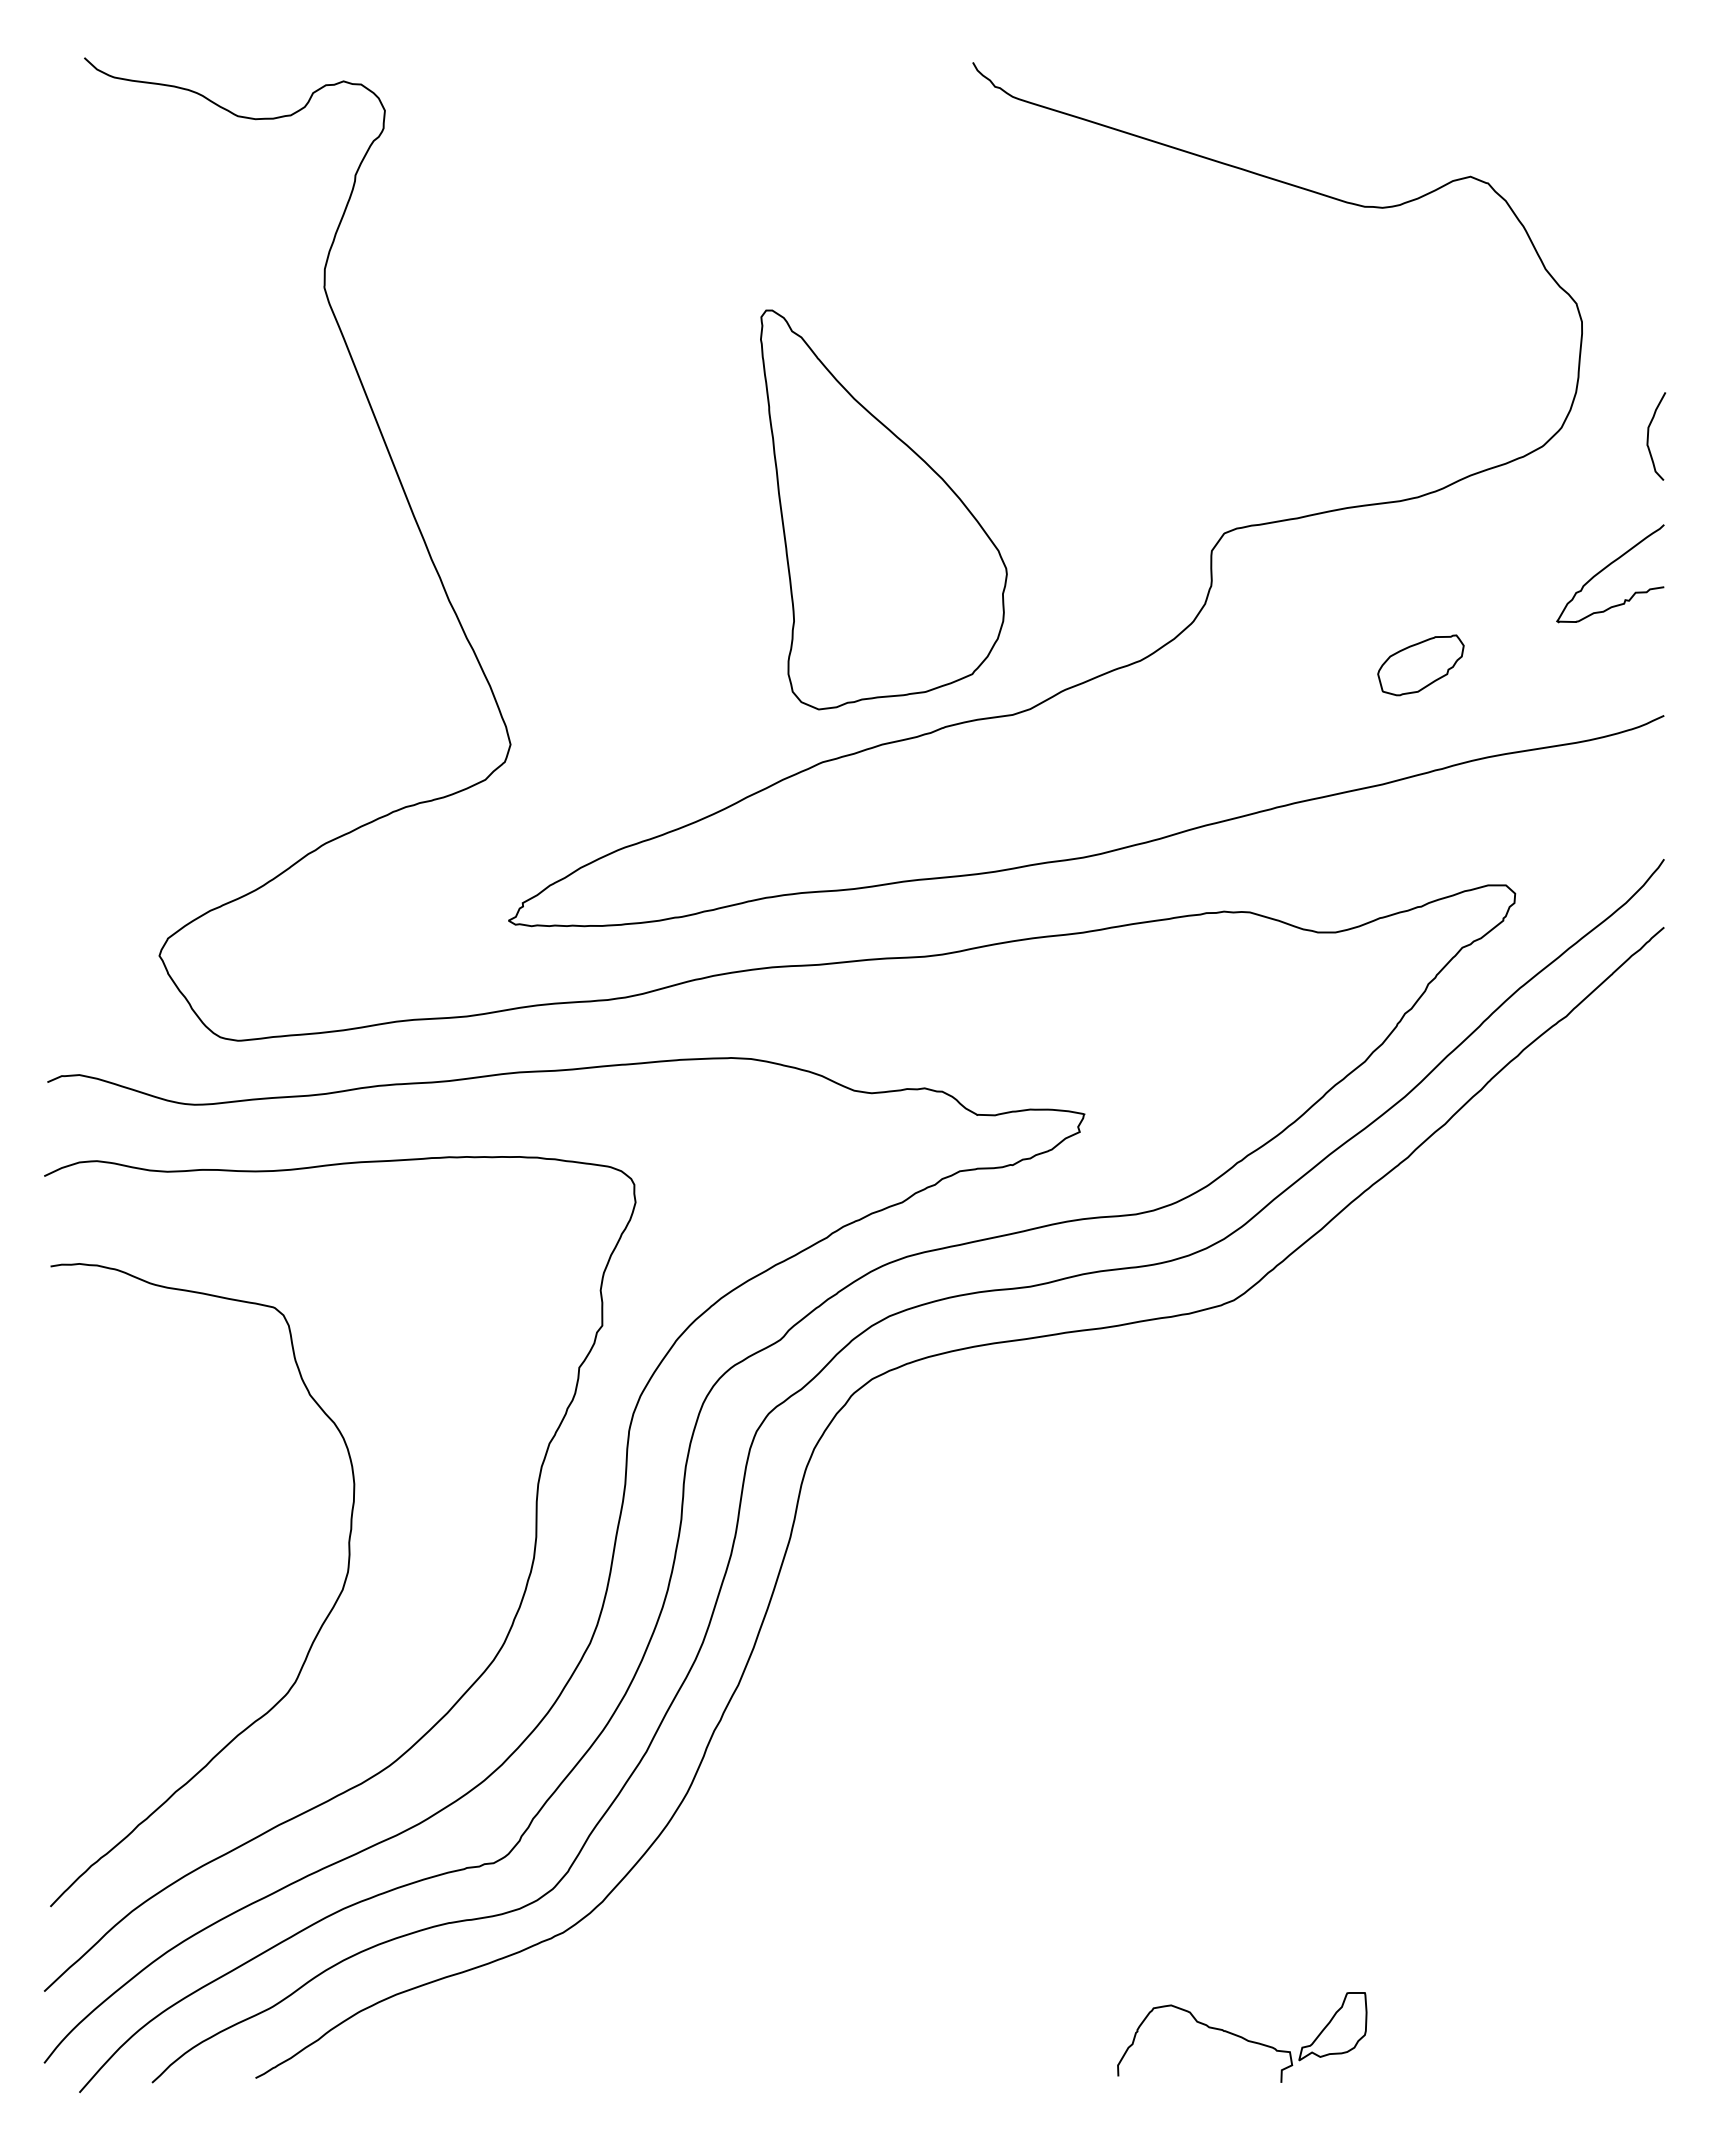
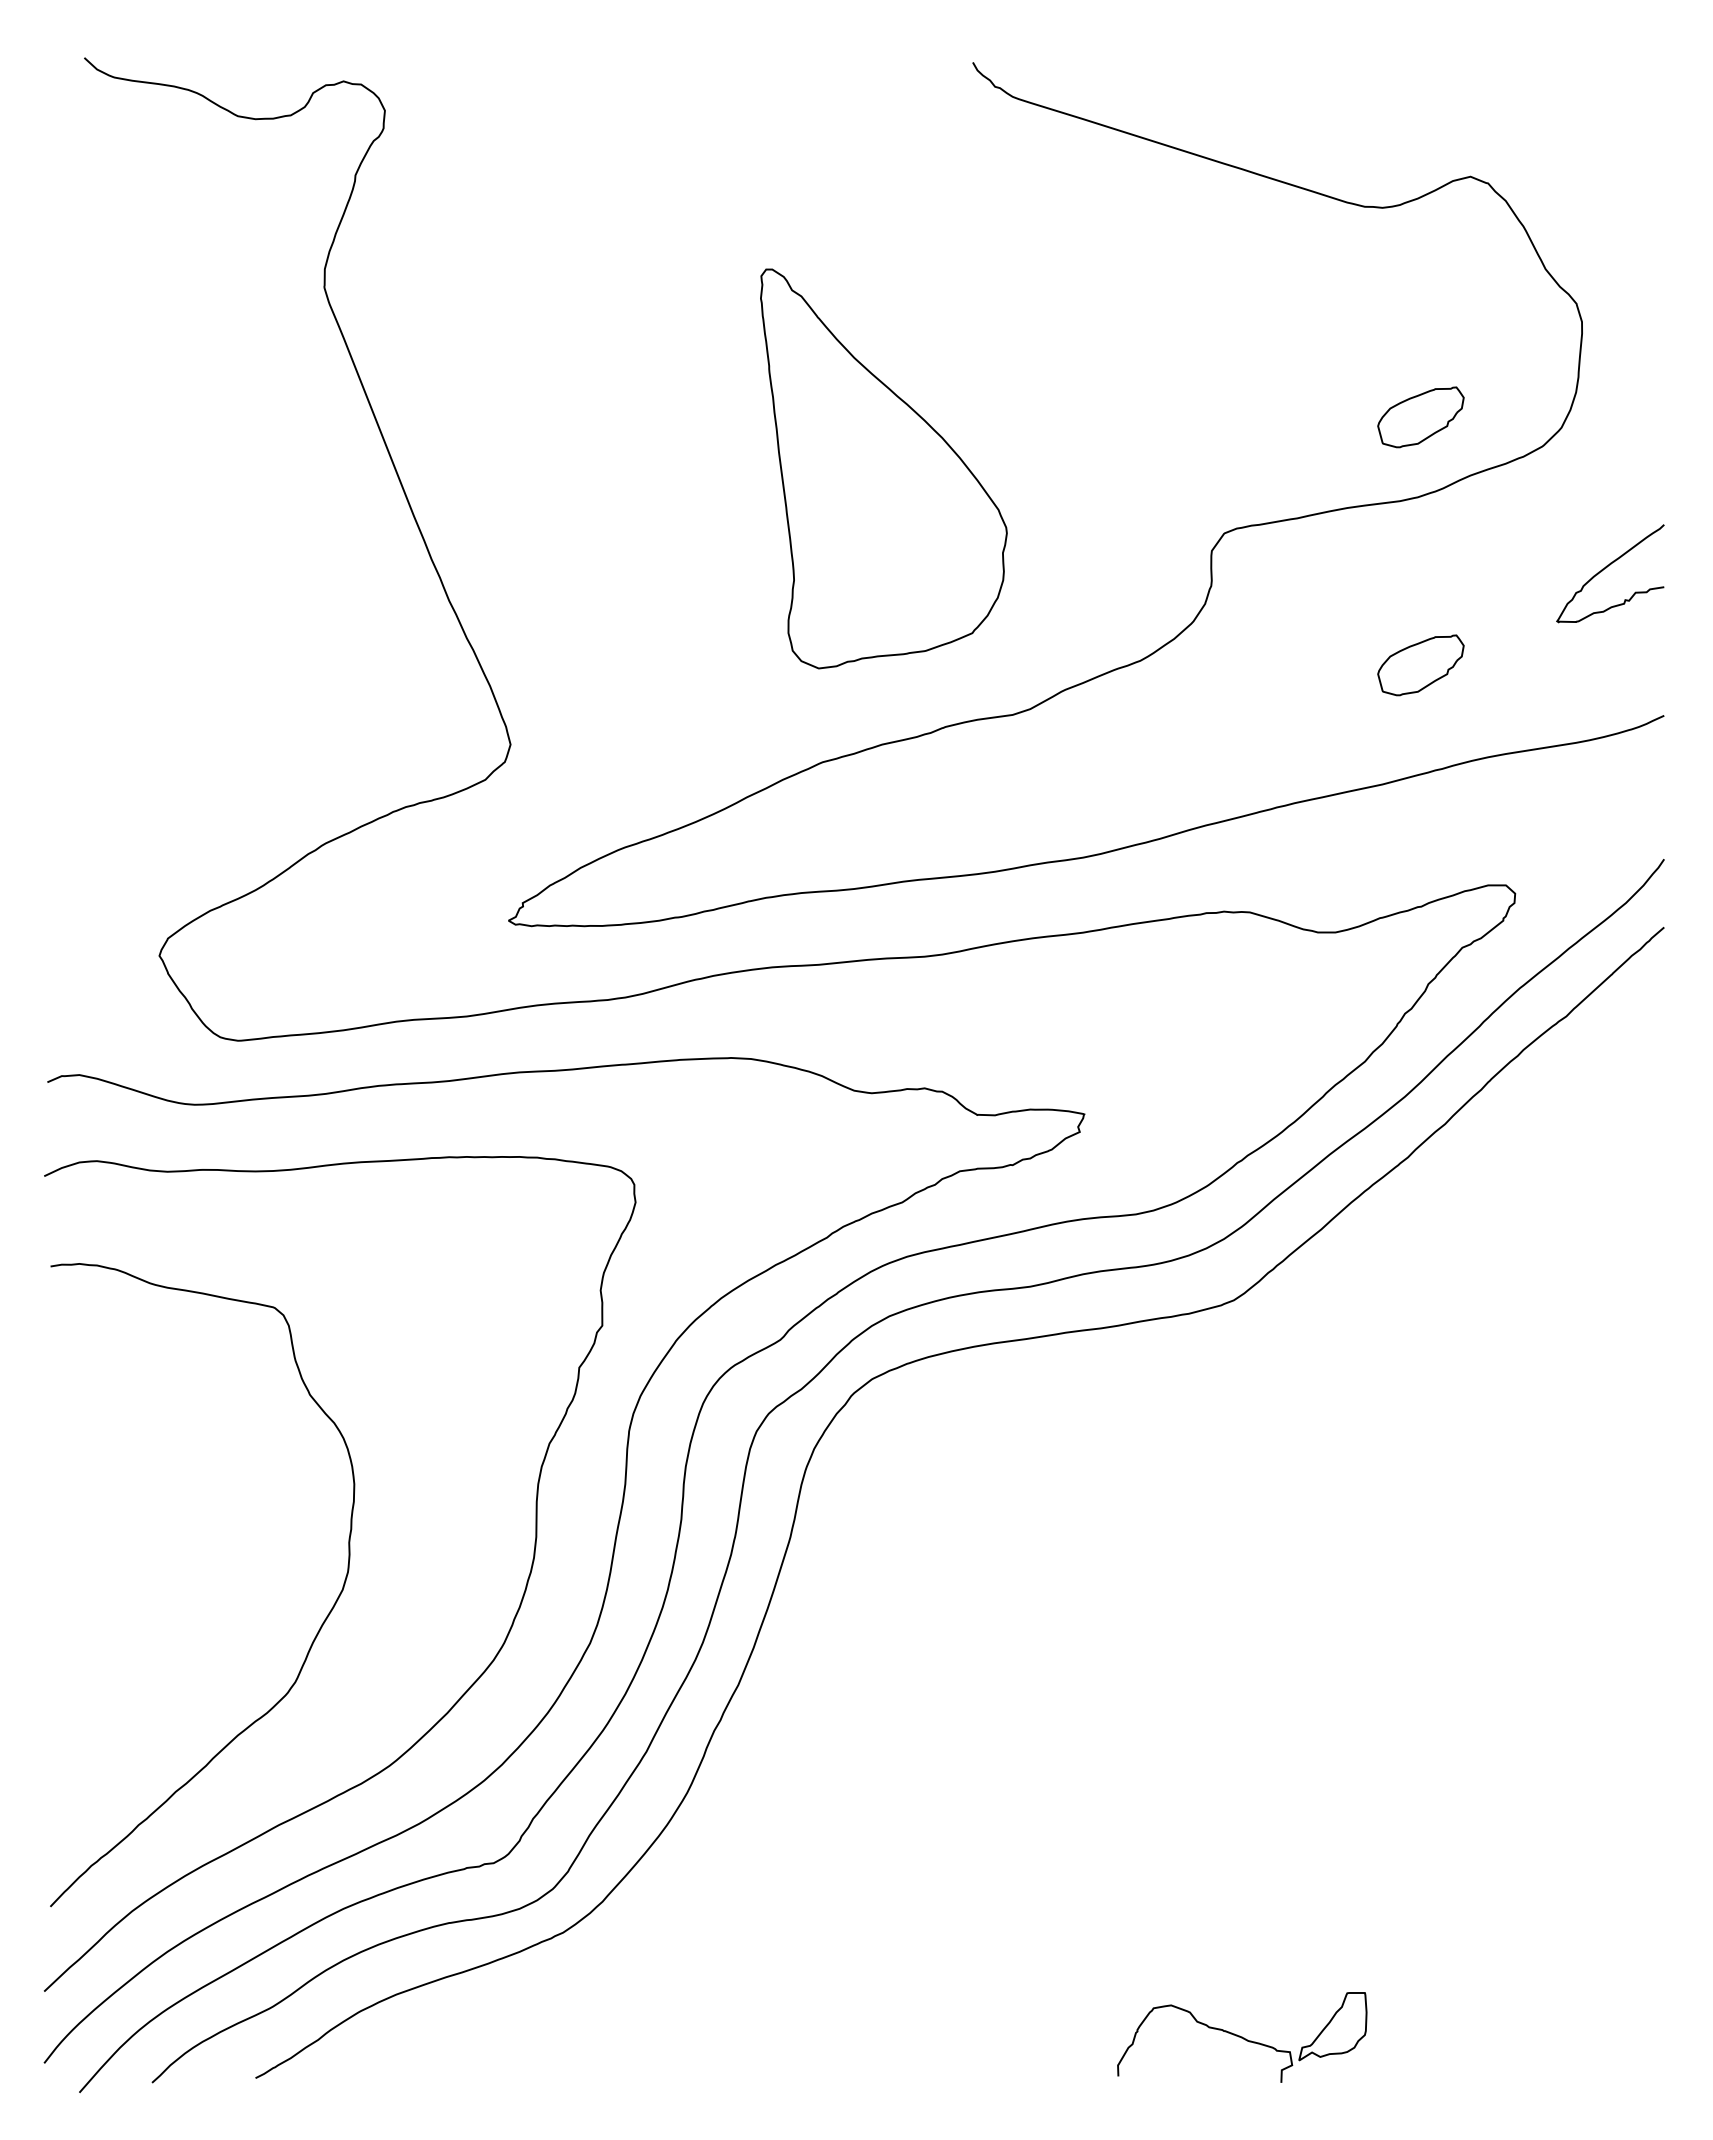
part: none -> present (1420, 417)
curve: present -> none (1648, 436)
part position: (883, 509) -> (883, 468) (883, 468)
